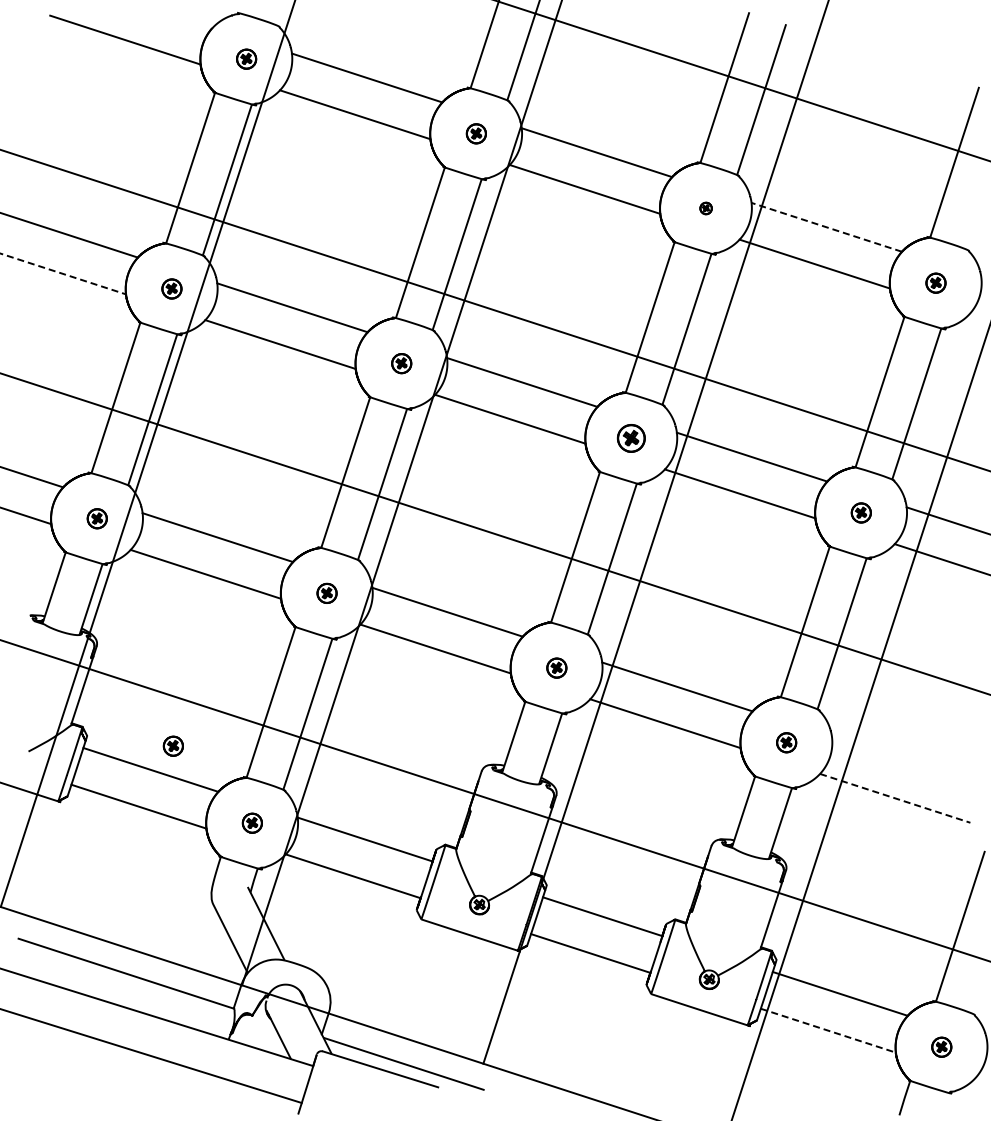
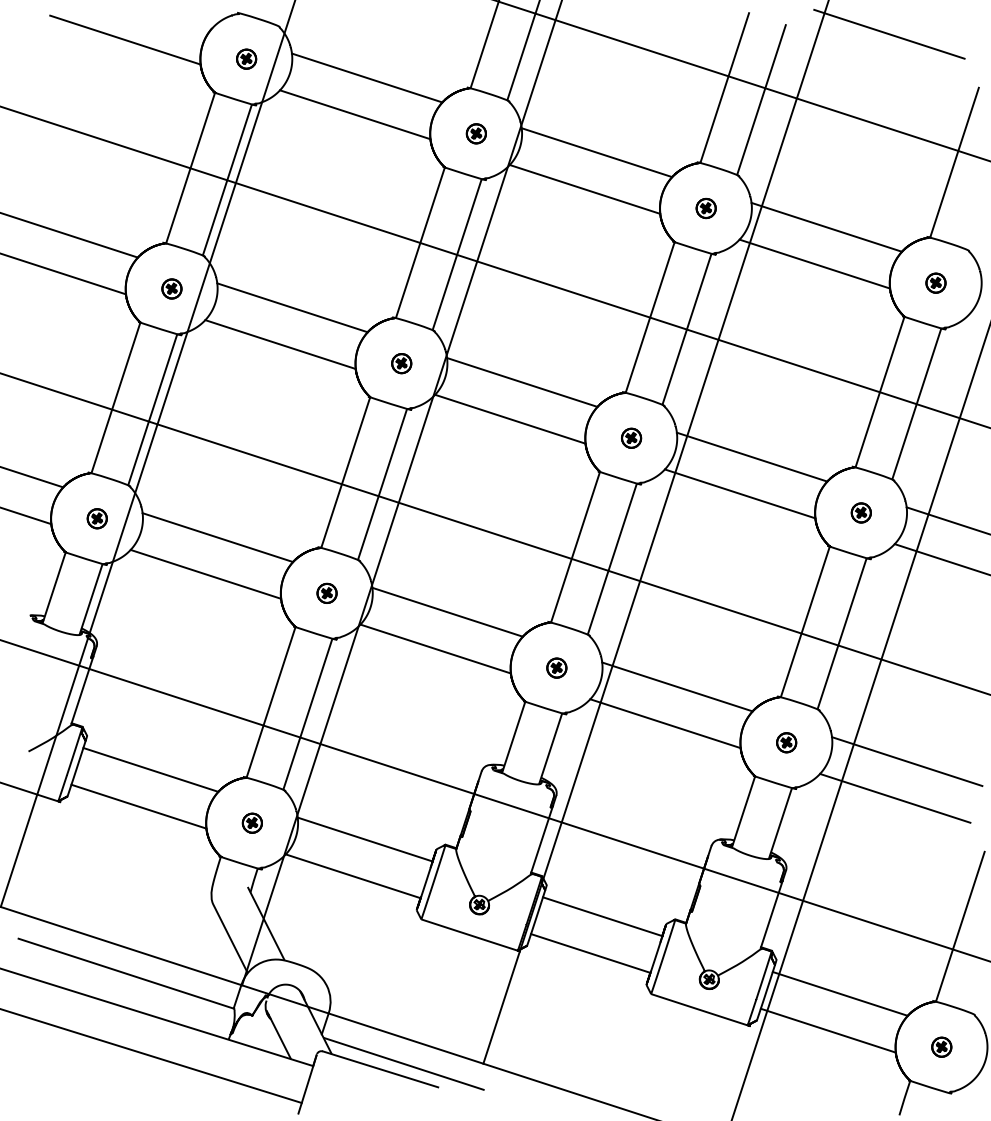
line: none -> present (889, 33)
part size: 14x15 px -> 22x23 px (705, 208)
line: dashed -> solid (826, 227)
line: dashed -> solid (63, 274)
line position: (494, 310) -> (494, 267) (494, 267)
part size: 30x29 px -> 22x22 px (631, 437)
part: present -> none (172, 745)
line: none -> present (907, 761)
line: dashed -> solid (895, 798)
line: dashed -> solid (828, 1030)
